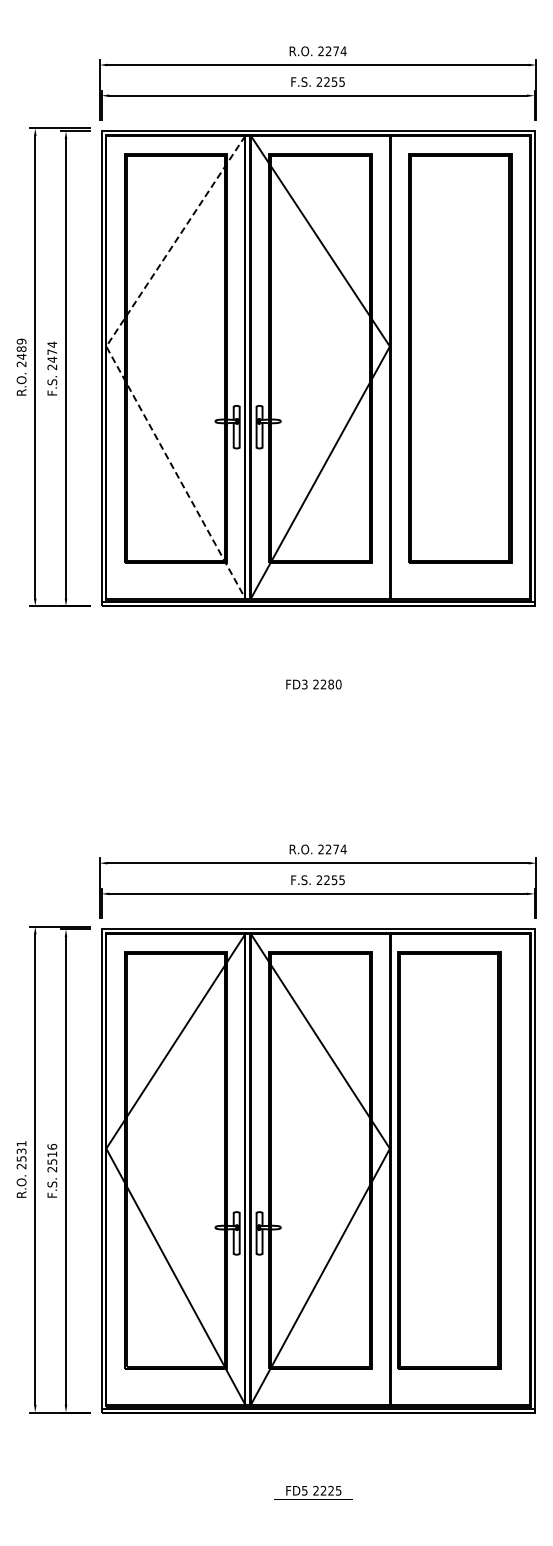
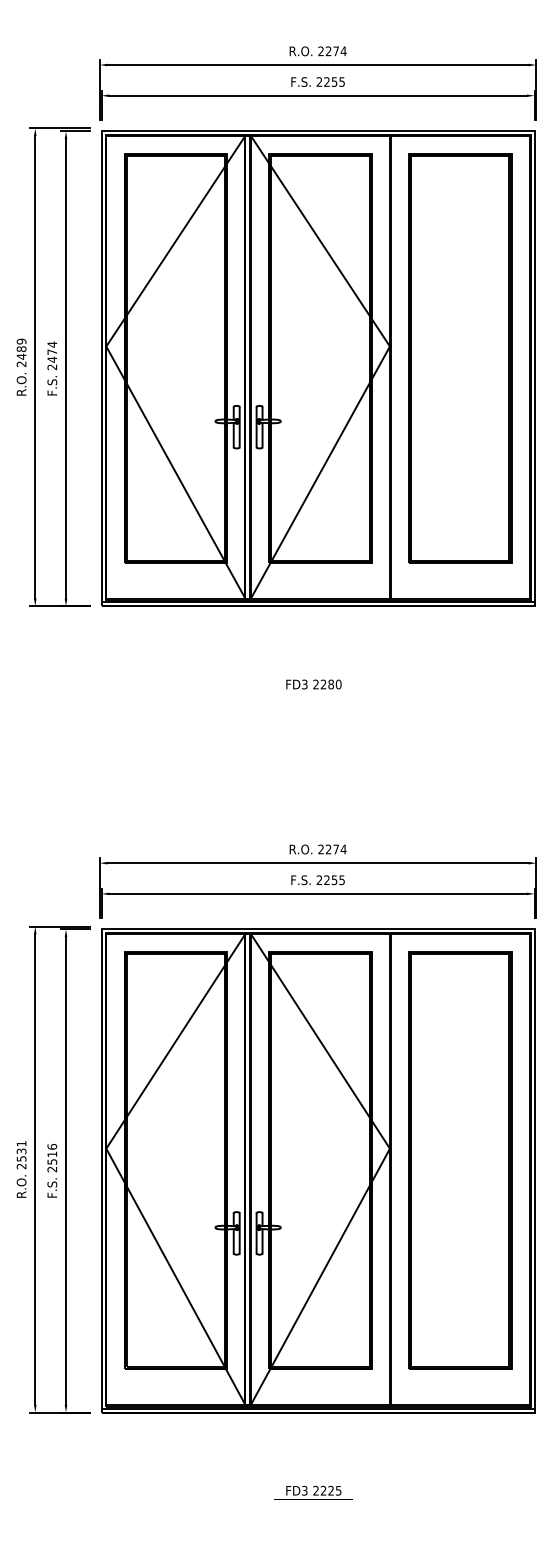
line: dashed -> solid (114, 361)
part position: (449, 1160) -> (460, 1160) (460, 1160)
text: FD5 -> FD3 (304, 1489)
